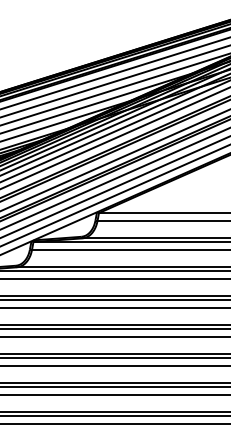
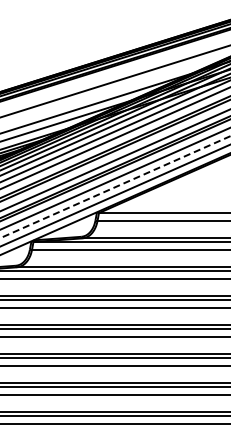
line: present -> none (114, 73)
line: present -> none (114, 89)
line: solid -> dashed (115, 187)
